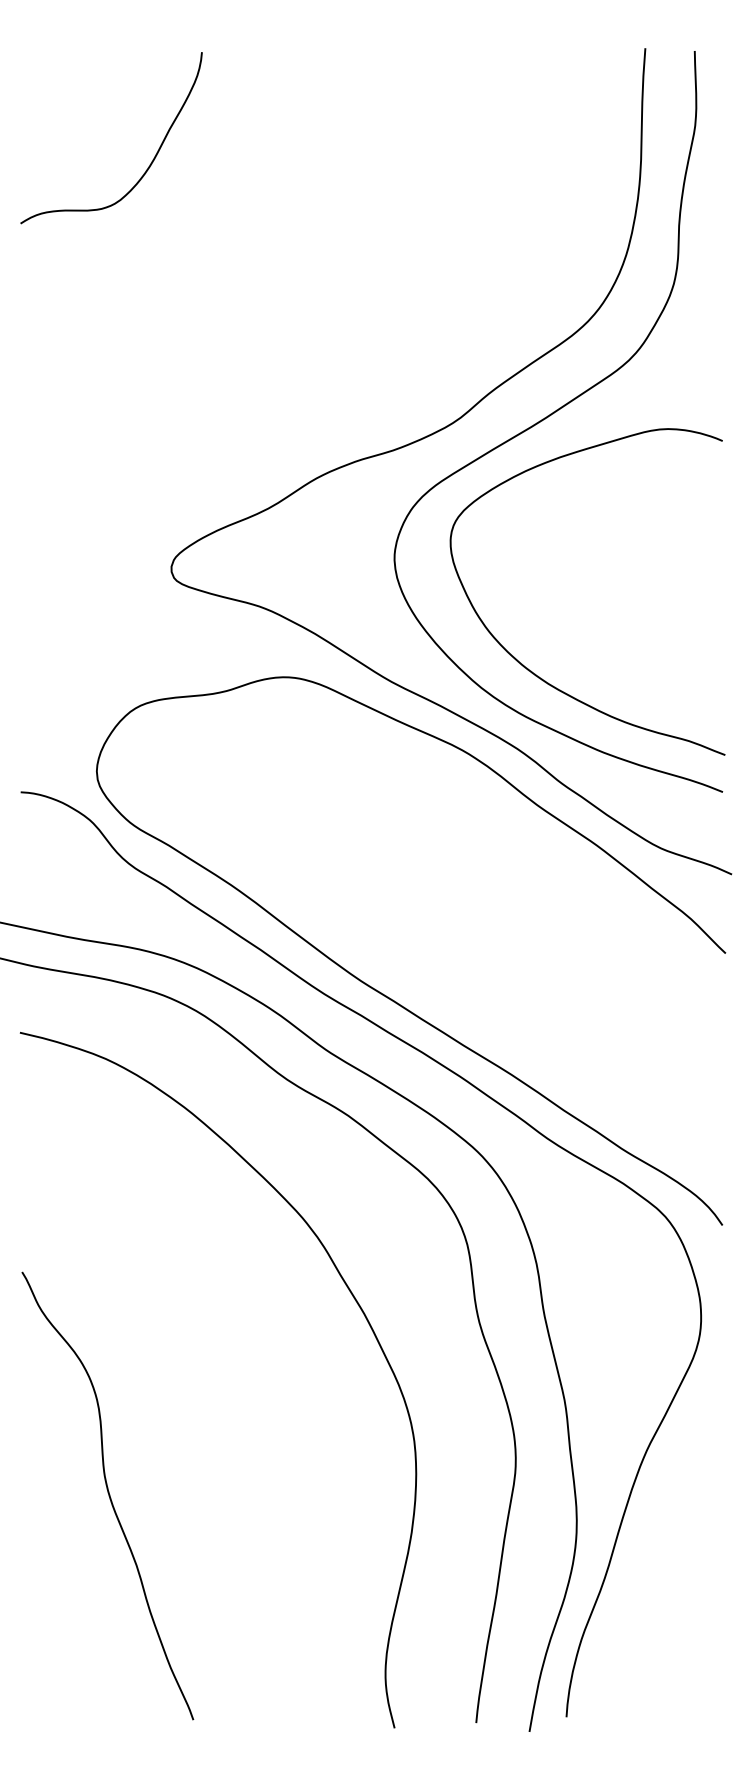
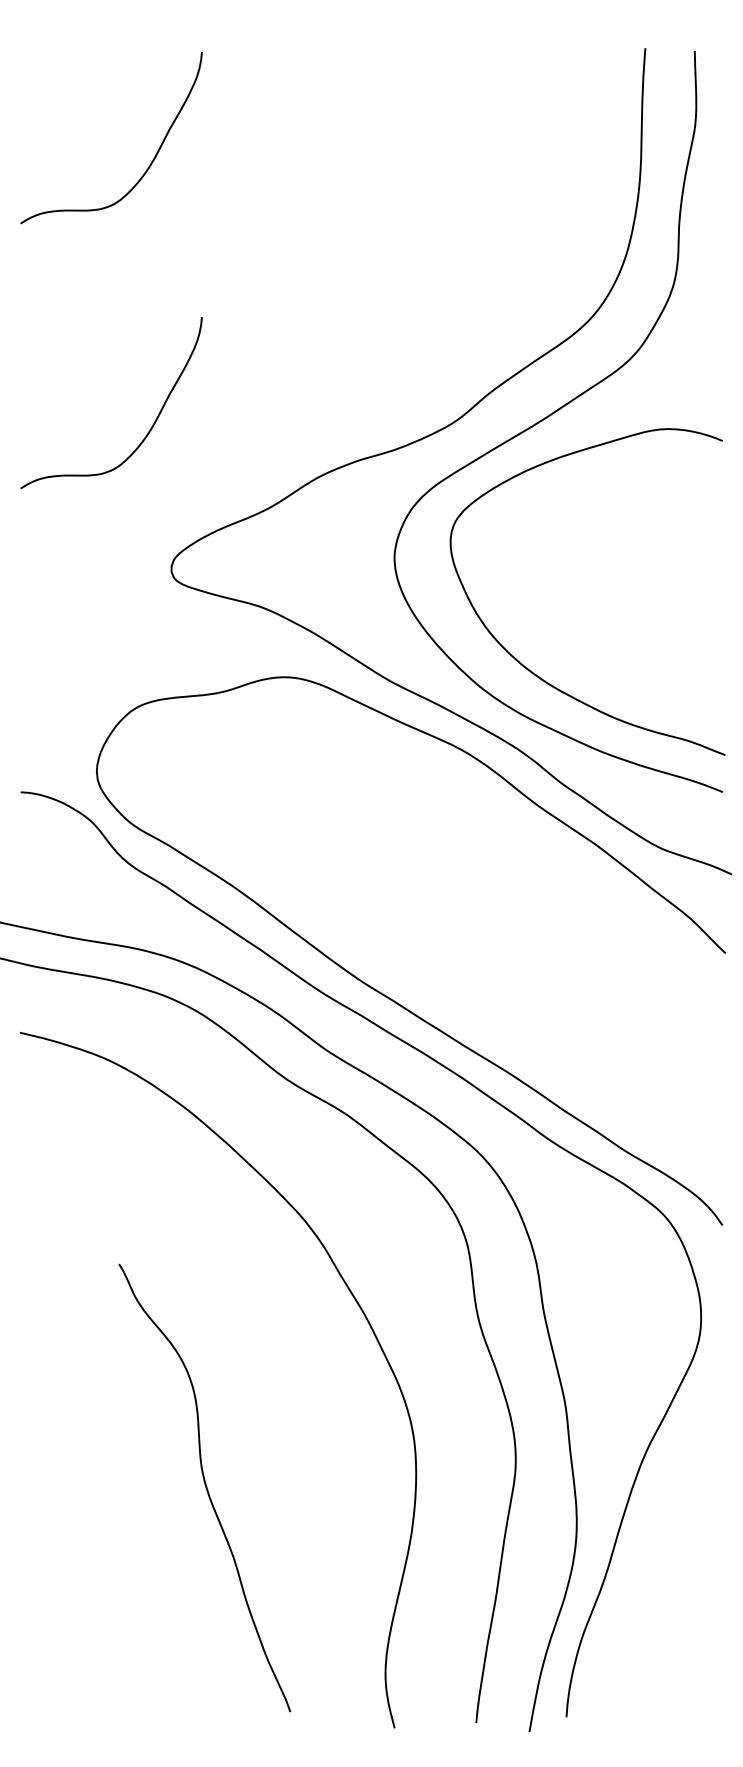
curve: none -> present (149, 429)
curve position: (108, 1495) -> (205, 1487) (205, 1487)
